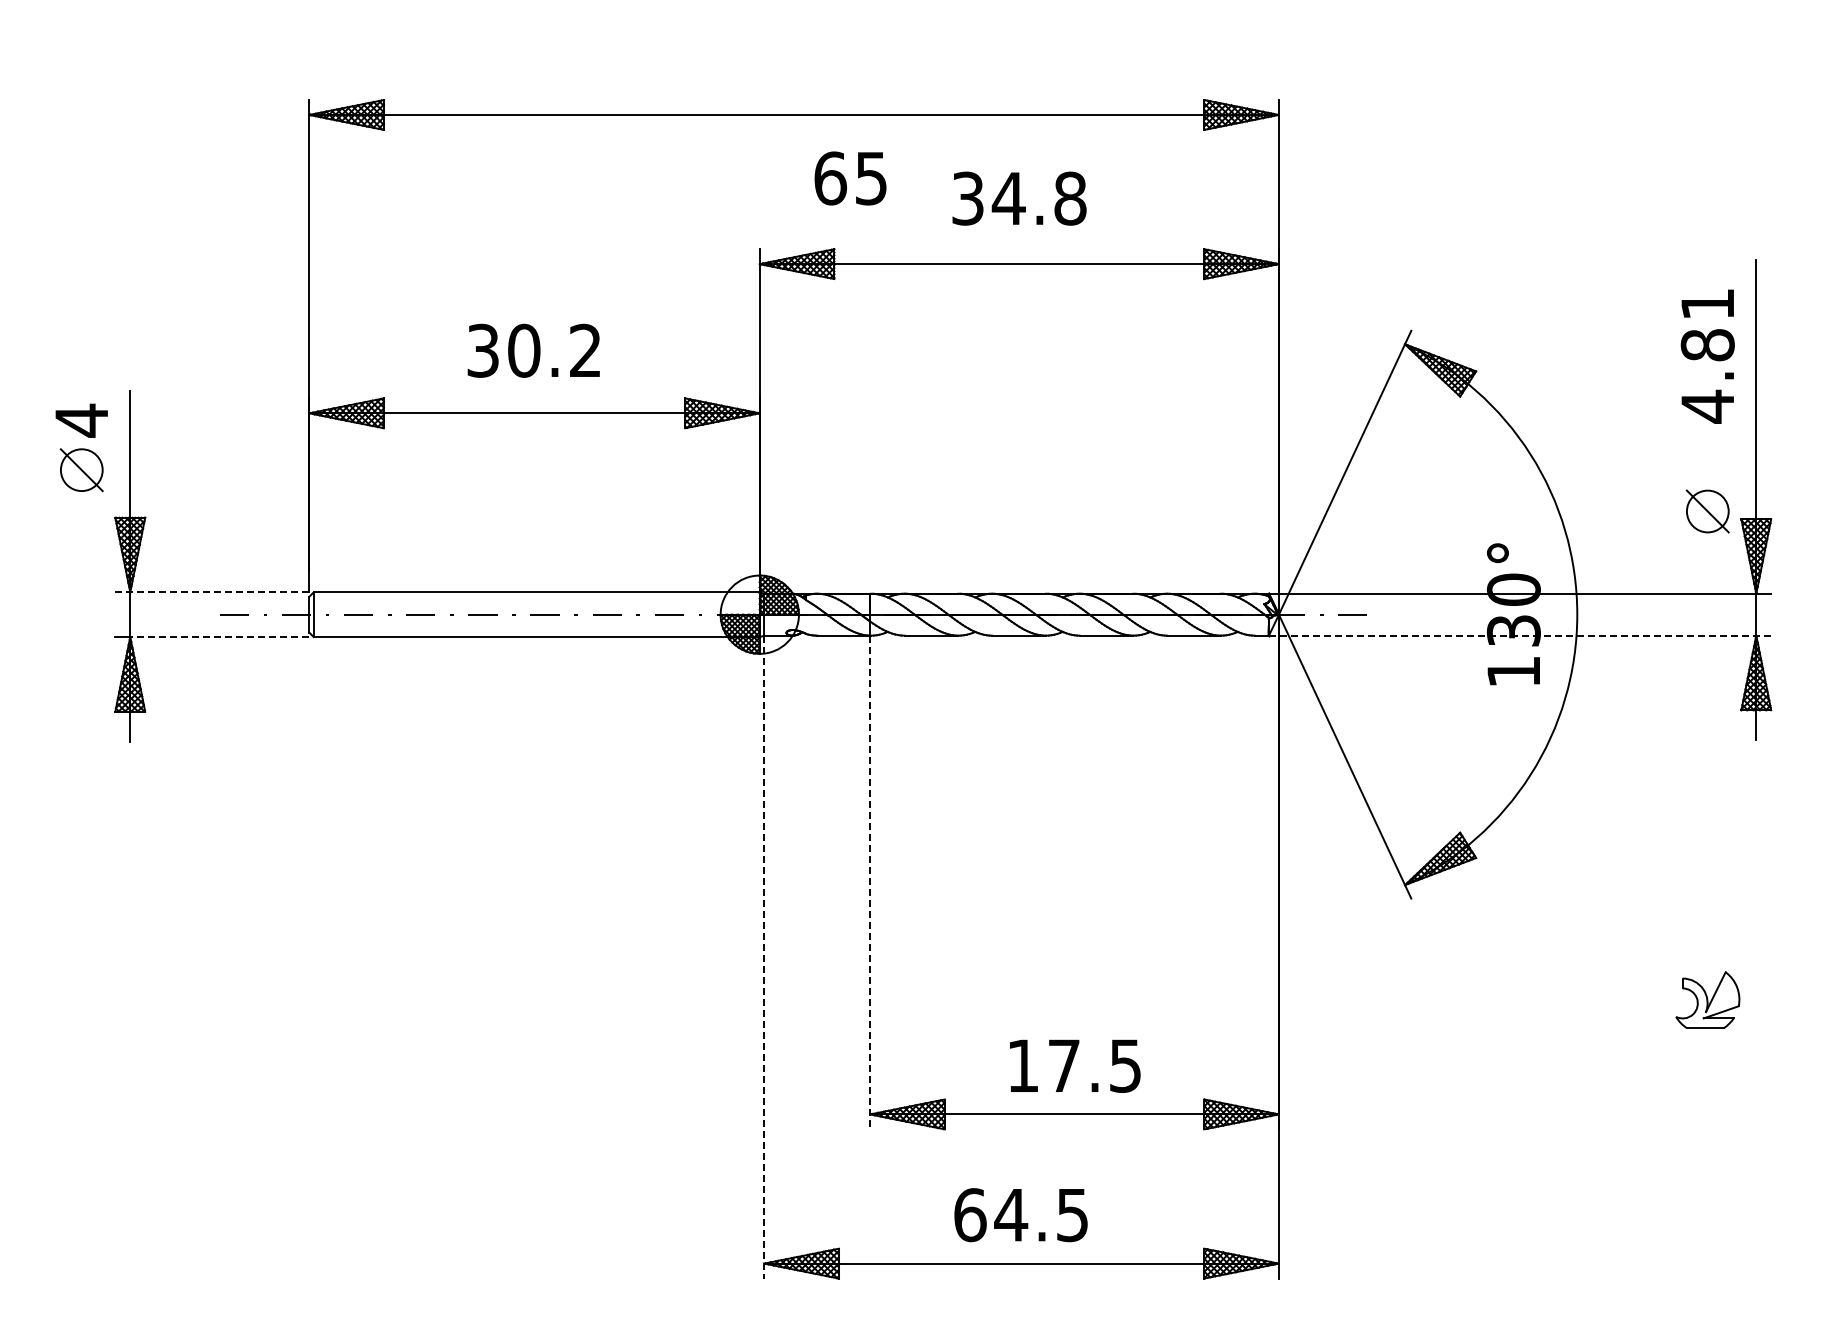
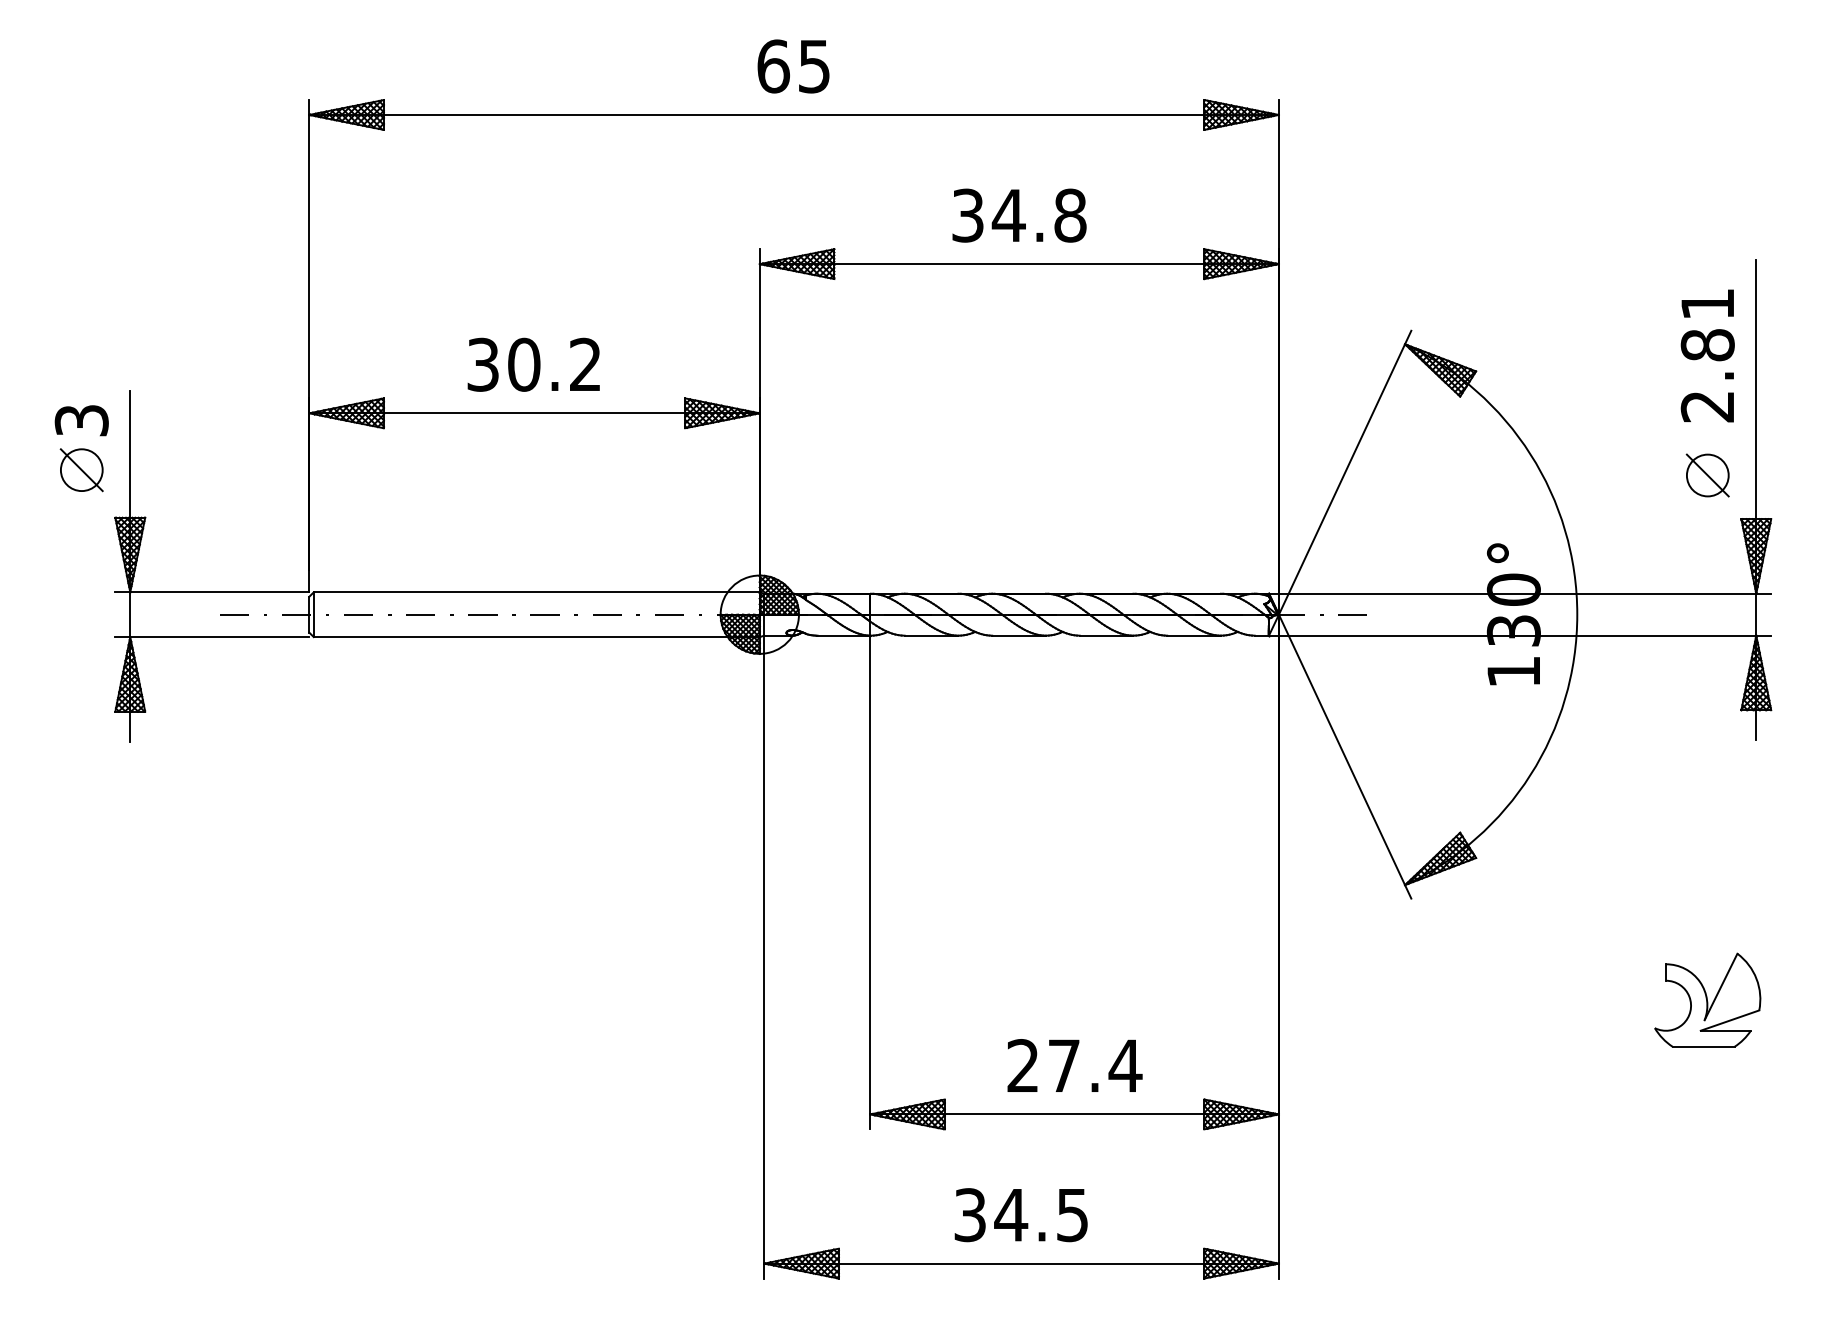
text position: (850, 178) -> (793, 66) (793, 66)
text position: (1019, 198) -> (1019, 215) (1019, 215)
text position: (533, 350) -> (533, 364) (533, 364)
text: 4.81 -> 2.81 (1706, 406)
text: 4 -> 3 (81, 420)
part position: (1707, 511) -> (1707, 475) (1707, 475)
line: dashed -> solid (212, 592)
line: dashed -> solid (1520, 635)
line: dashed -> solid (219, 637)
line: dashed -> solid (870, 882)
line: dashed -> solid (764, 957)
part size: 66x58 px -> 108x96 px (1707, 999)
text: 17.5 -> 27.4 (1074, 1065)
text: 64.5 -> 34.5 (970, 1215)
